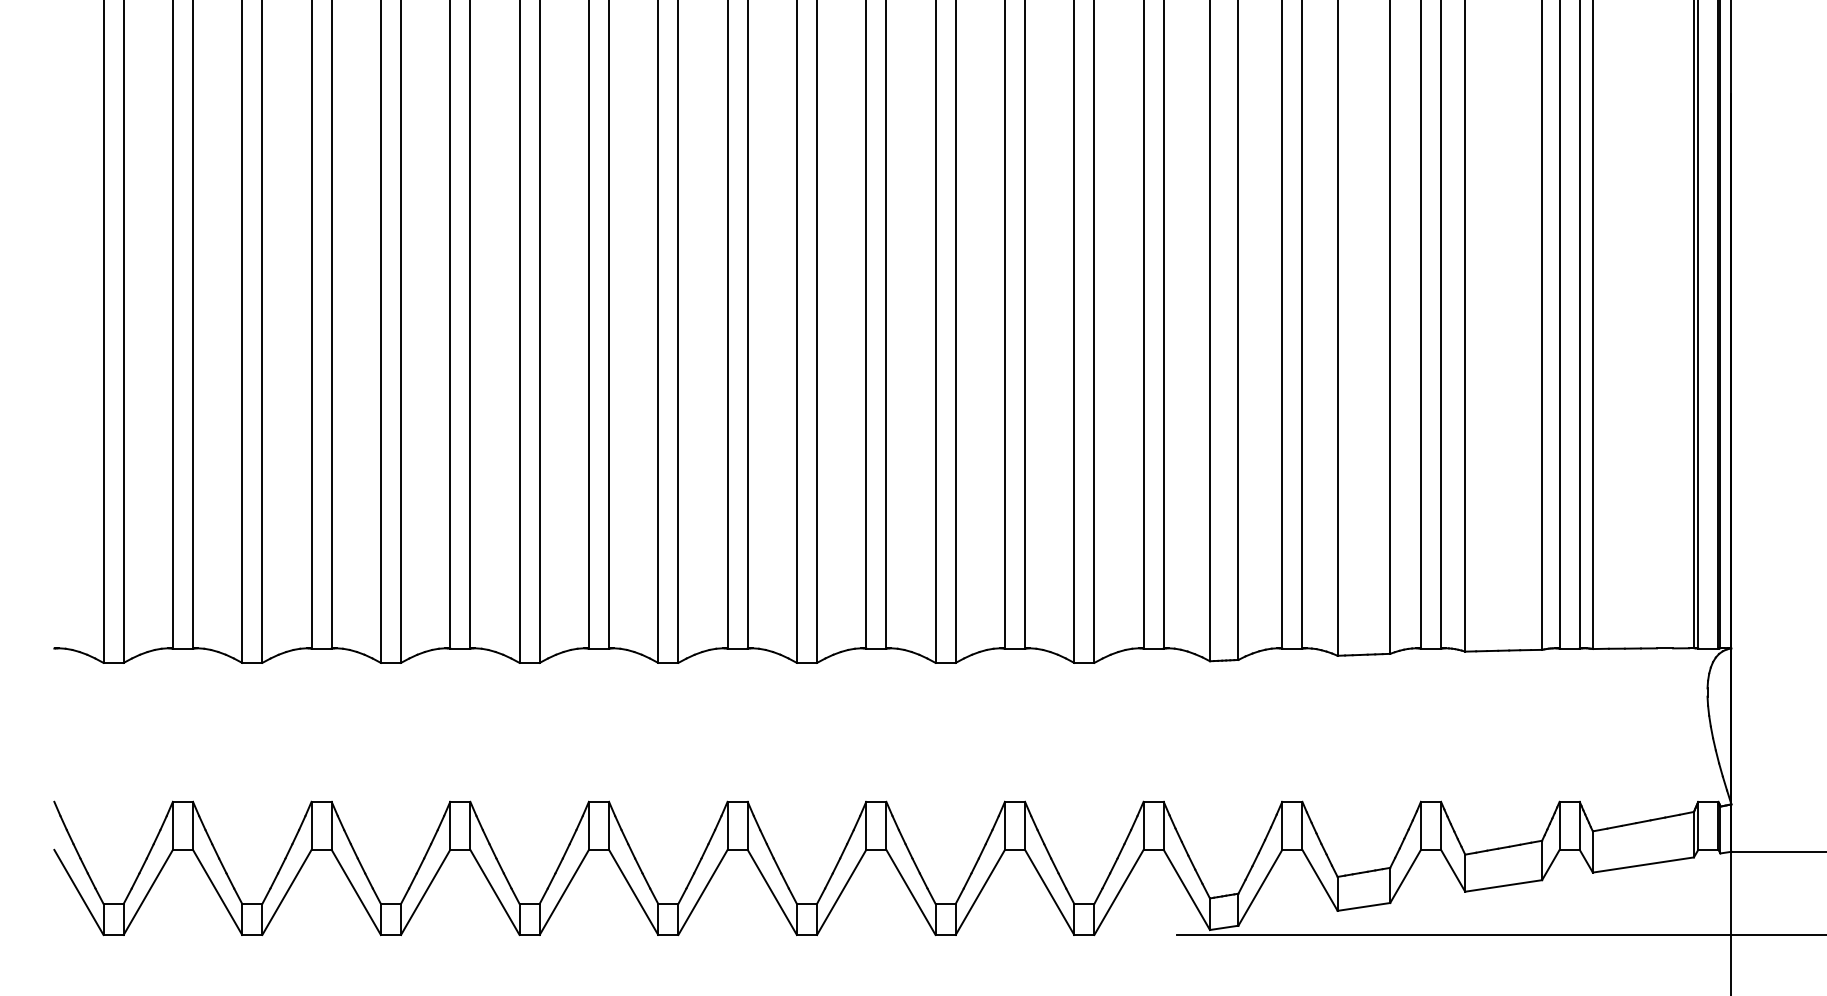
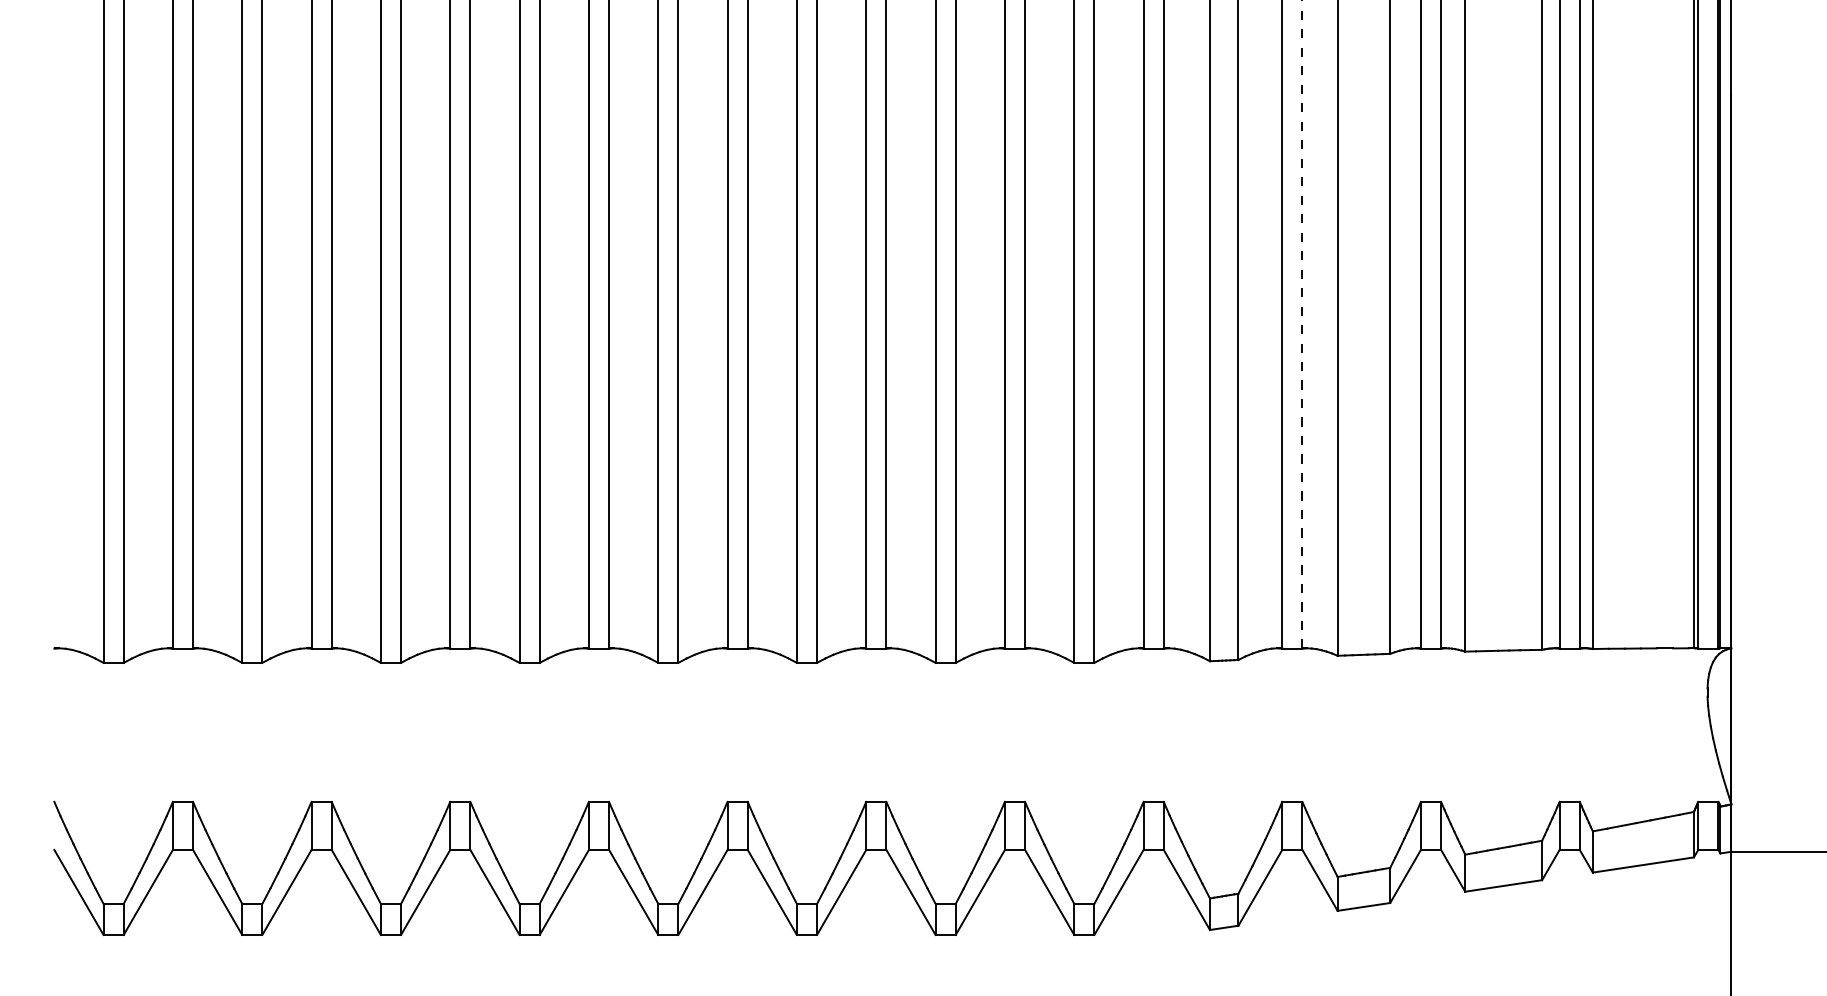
line: solid -> dashed (1302, 323)
line: present -> none (1499, 934)
